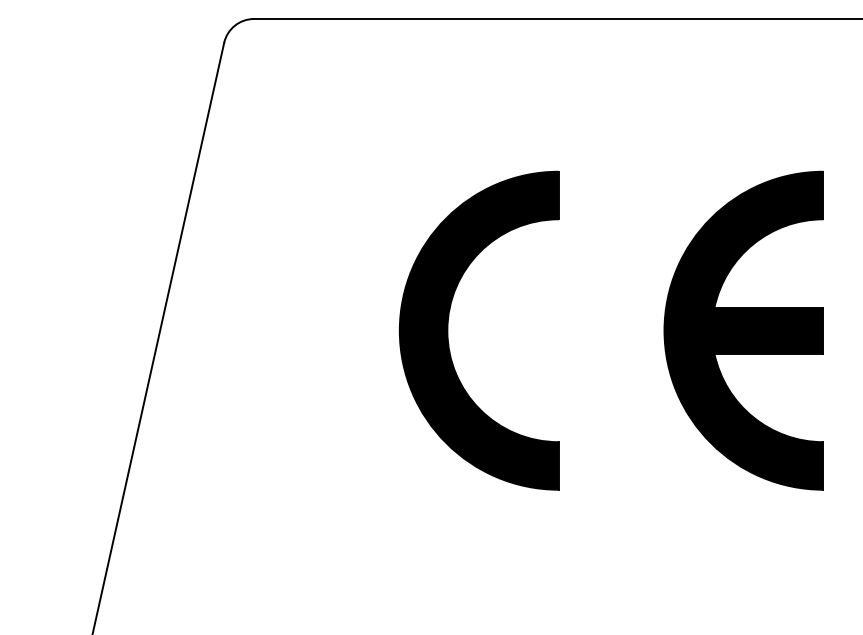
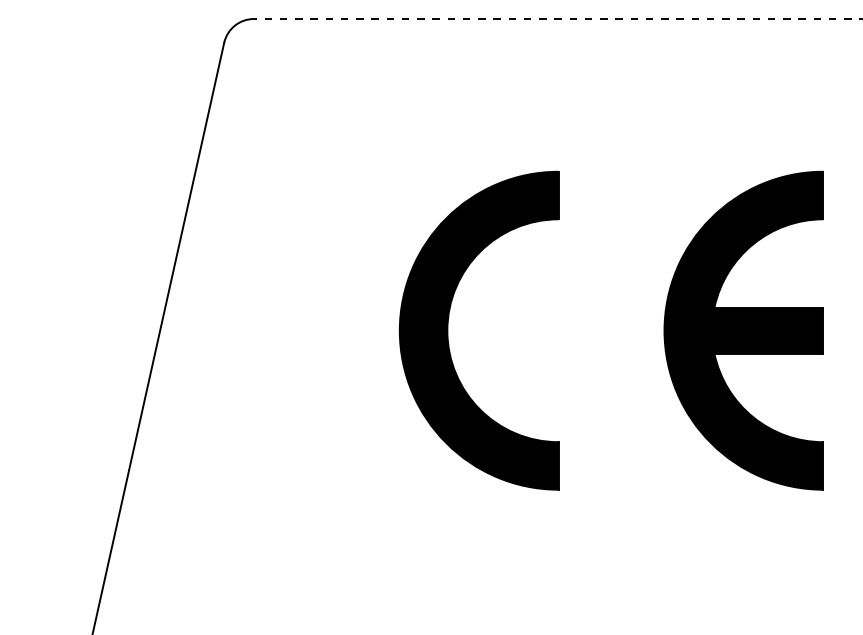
line: solid -> dashed (557, 19)
